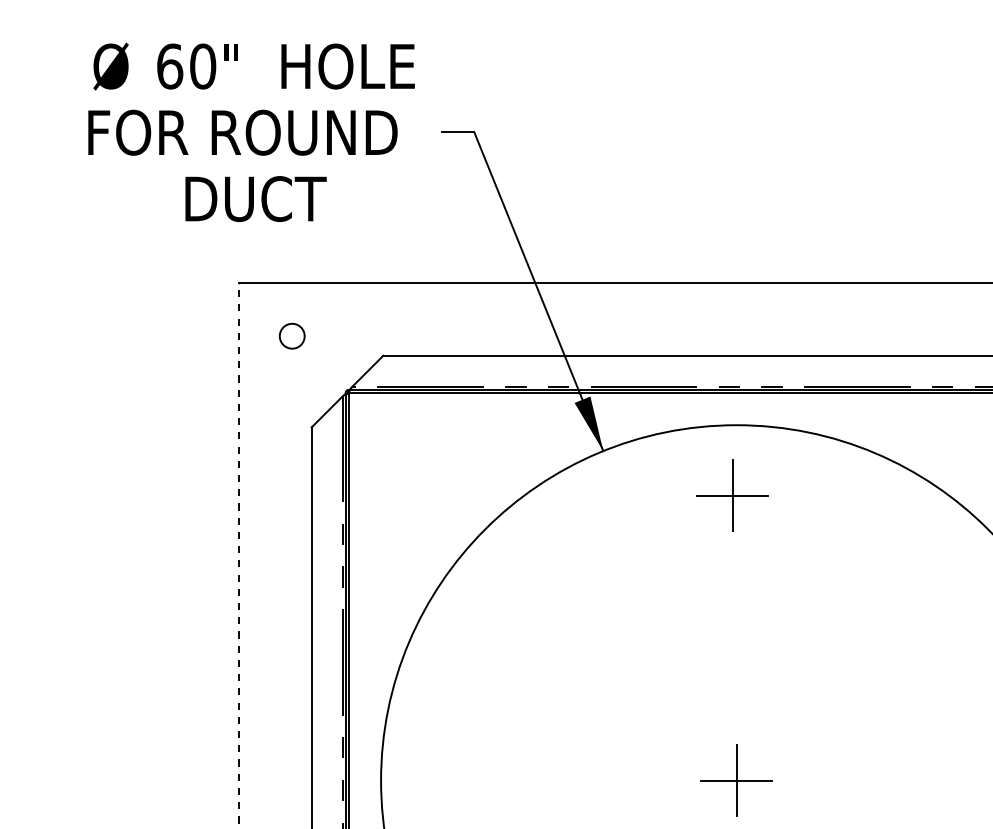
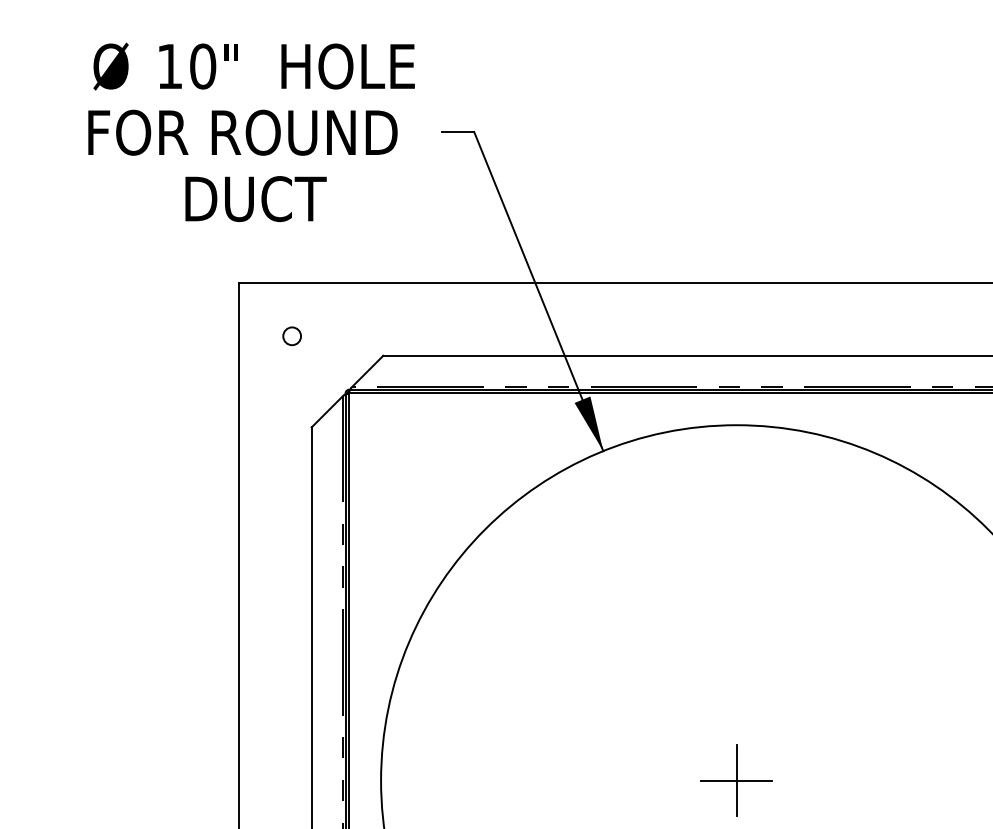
text: 60 -> 10 (170, 66)
circle size: 28x28 px -> 20x21 px (291, 336)
part: present -> none (732, 495)
line: dashed -> solid (238, 555)
